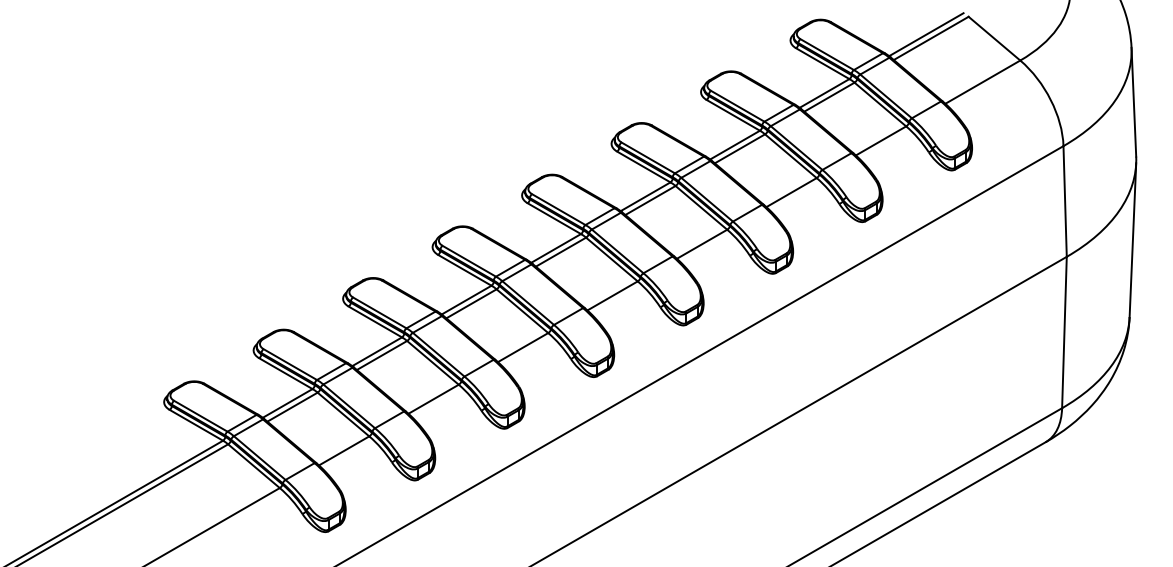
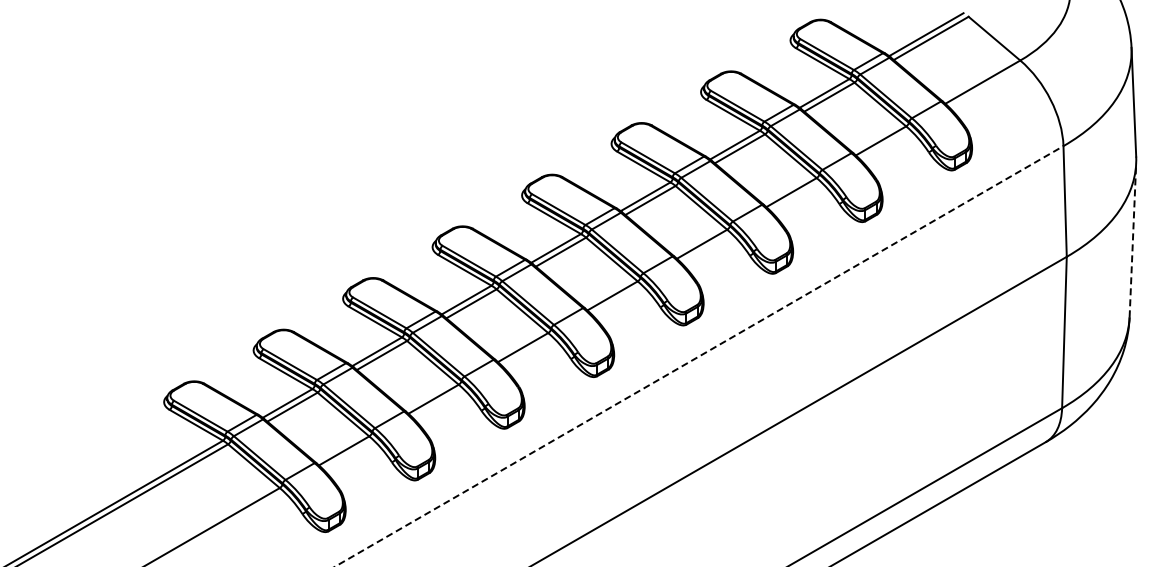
line: solid -> dashed (1132, 239)
line: solid -> dashed (699, 356)
